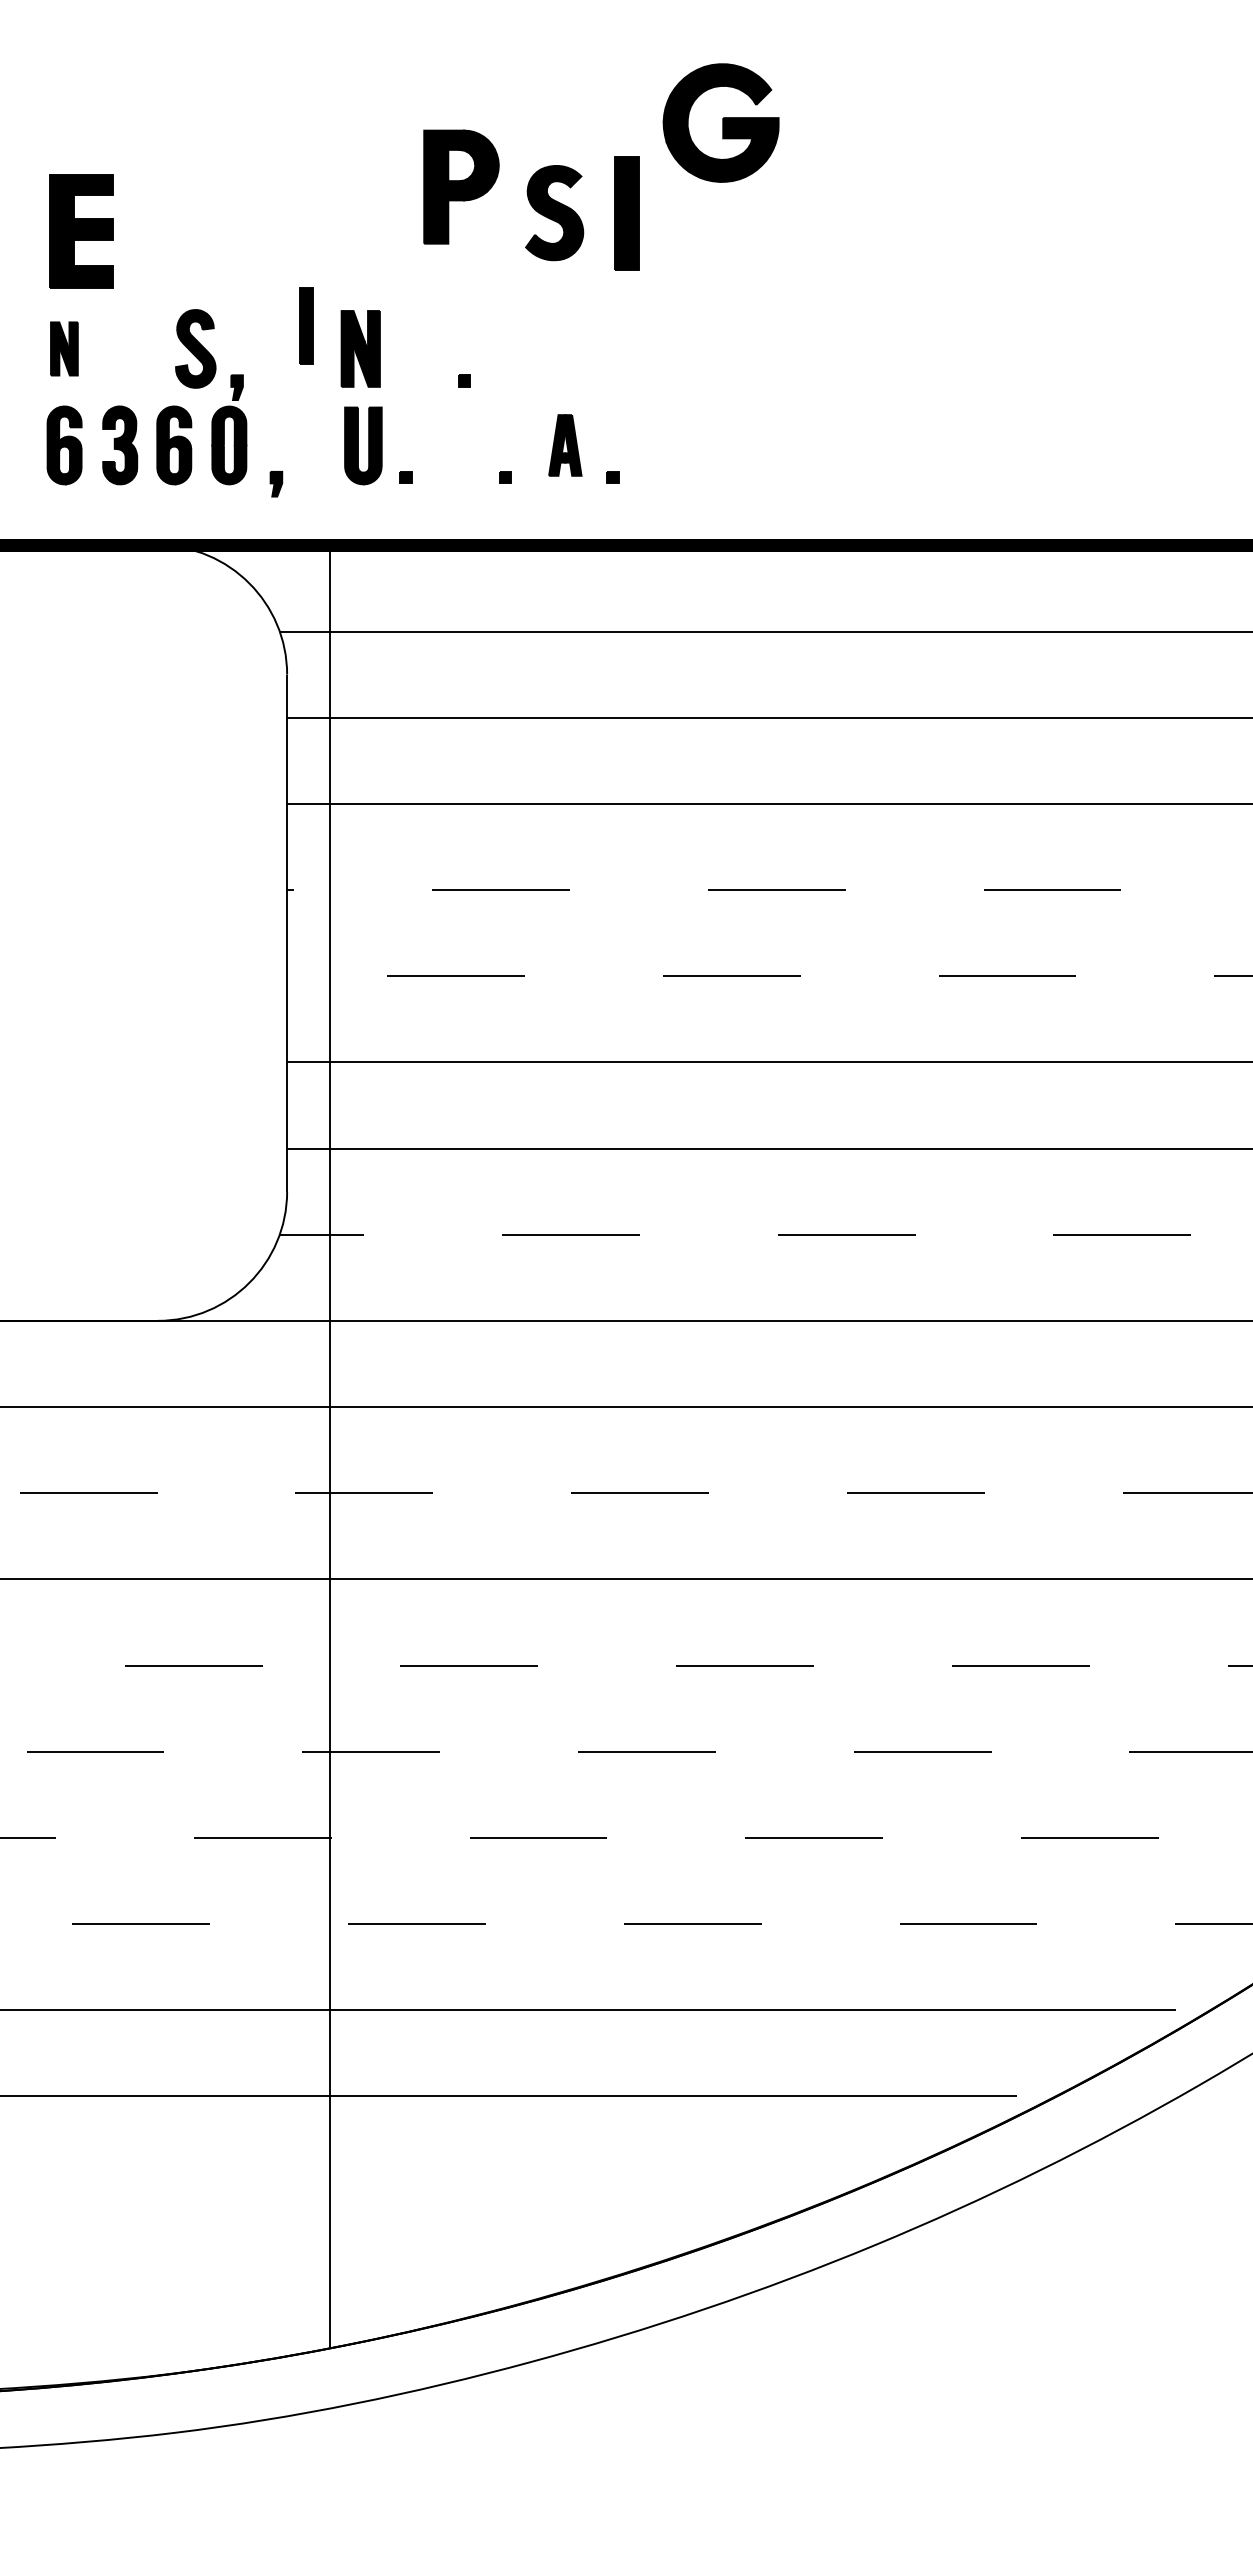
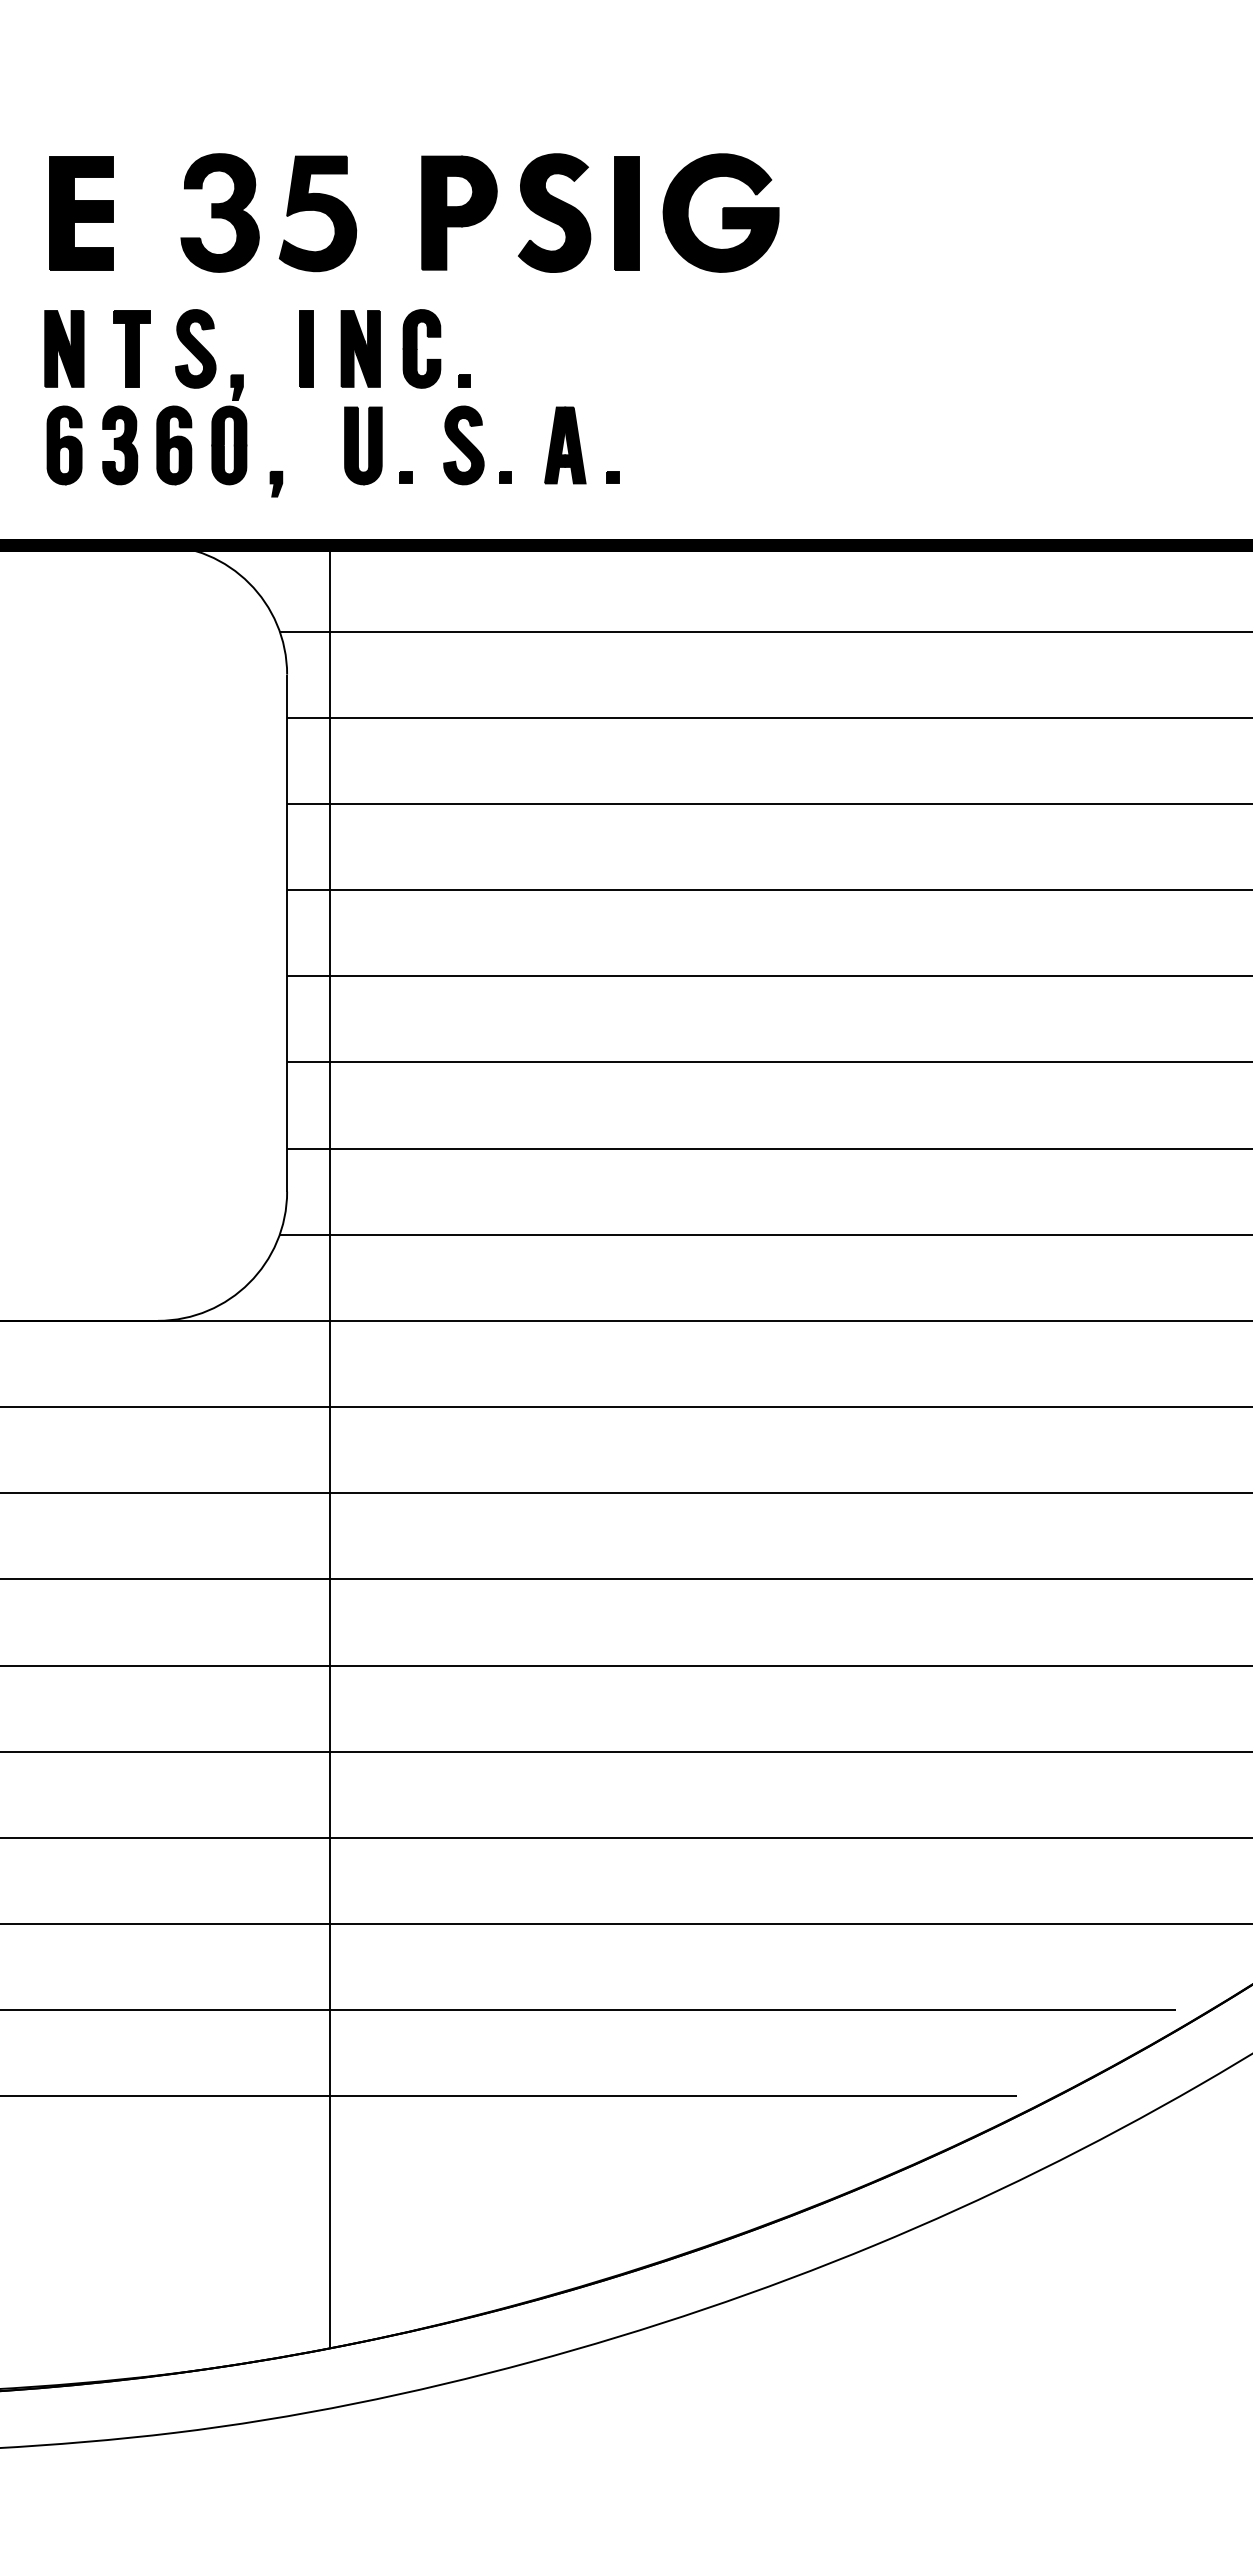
part position: (720, 122) -> (720, 212) (720, 212)
part position: (461, 186) -> (459, 212) (459, 212)
part: none -> present (219, 212)
part: none -> present (317, 213)
part size: 60x97 px -> 74x120 px (554, 212)
part position: (81, 231) -> (81, 213) (81, 213)
part position: (306, 325) -> (306, 348) (306, 348)
part size: 29x56 px -> 41x78 px (64, 348)
part: none -> present (131, 348)
part: none -> present (421, 348)
part: none -> present (463, 445)
part size: 35x63 px -> 43x79 px (565, 445)
line: dashed -> solid (769, 890)
line: dashed -> solid (769, 976)
line: dashed -> solid (765, 1234)
line: dashed -> solid (626, 1493)
line: dashed -> solid (626, 1665)
line: dashed -> solid (626, 1751)
line: dashed -> solid (626, 1837)
line: dashed -> solid (626, 1923)
